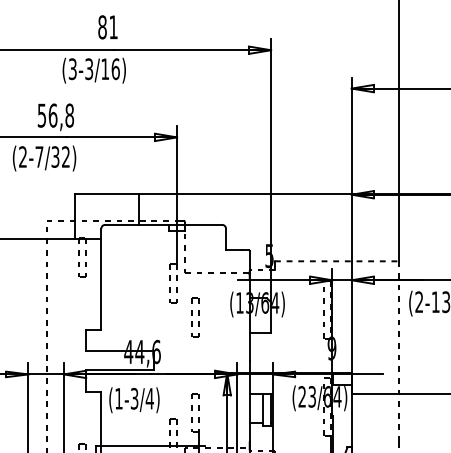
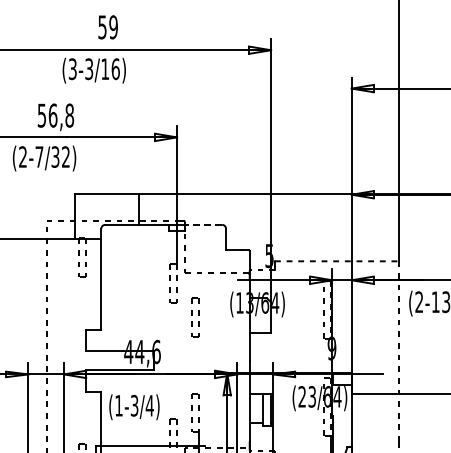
text: 81 -> 59 (107, 27)
line: solid -> dashed (203, 224)
text position: (134, 400) -> (134, 407) (134, 407)
